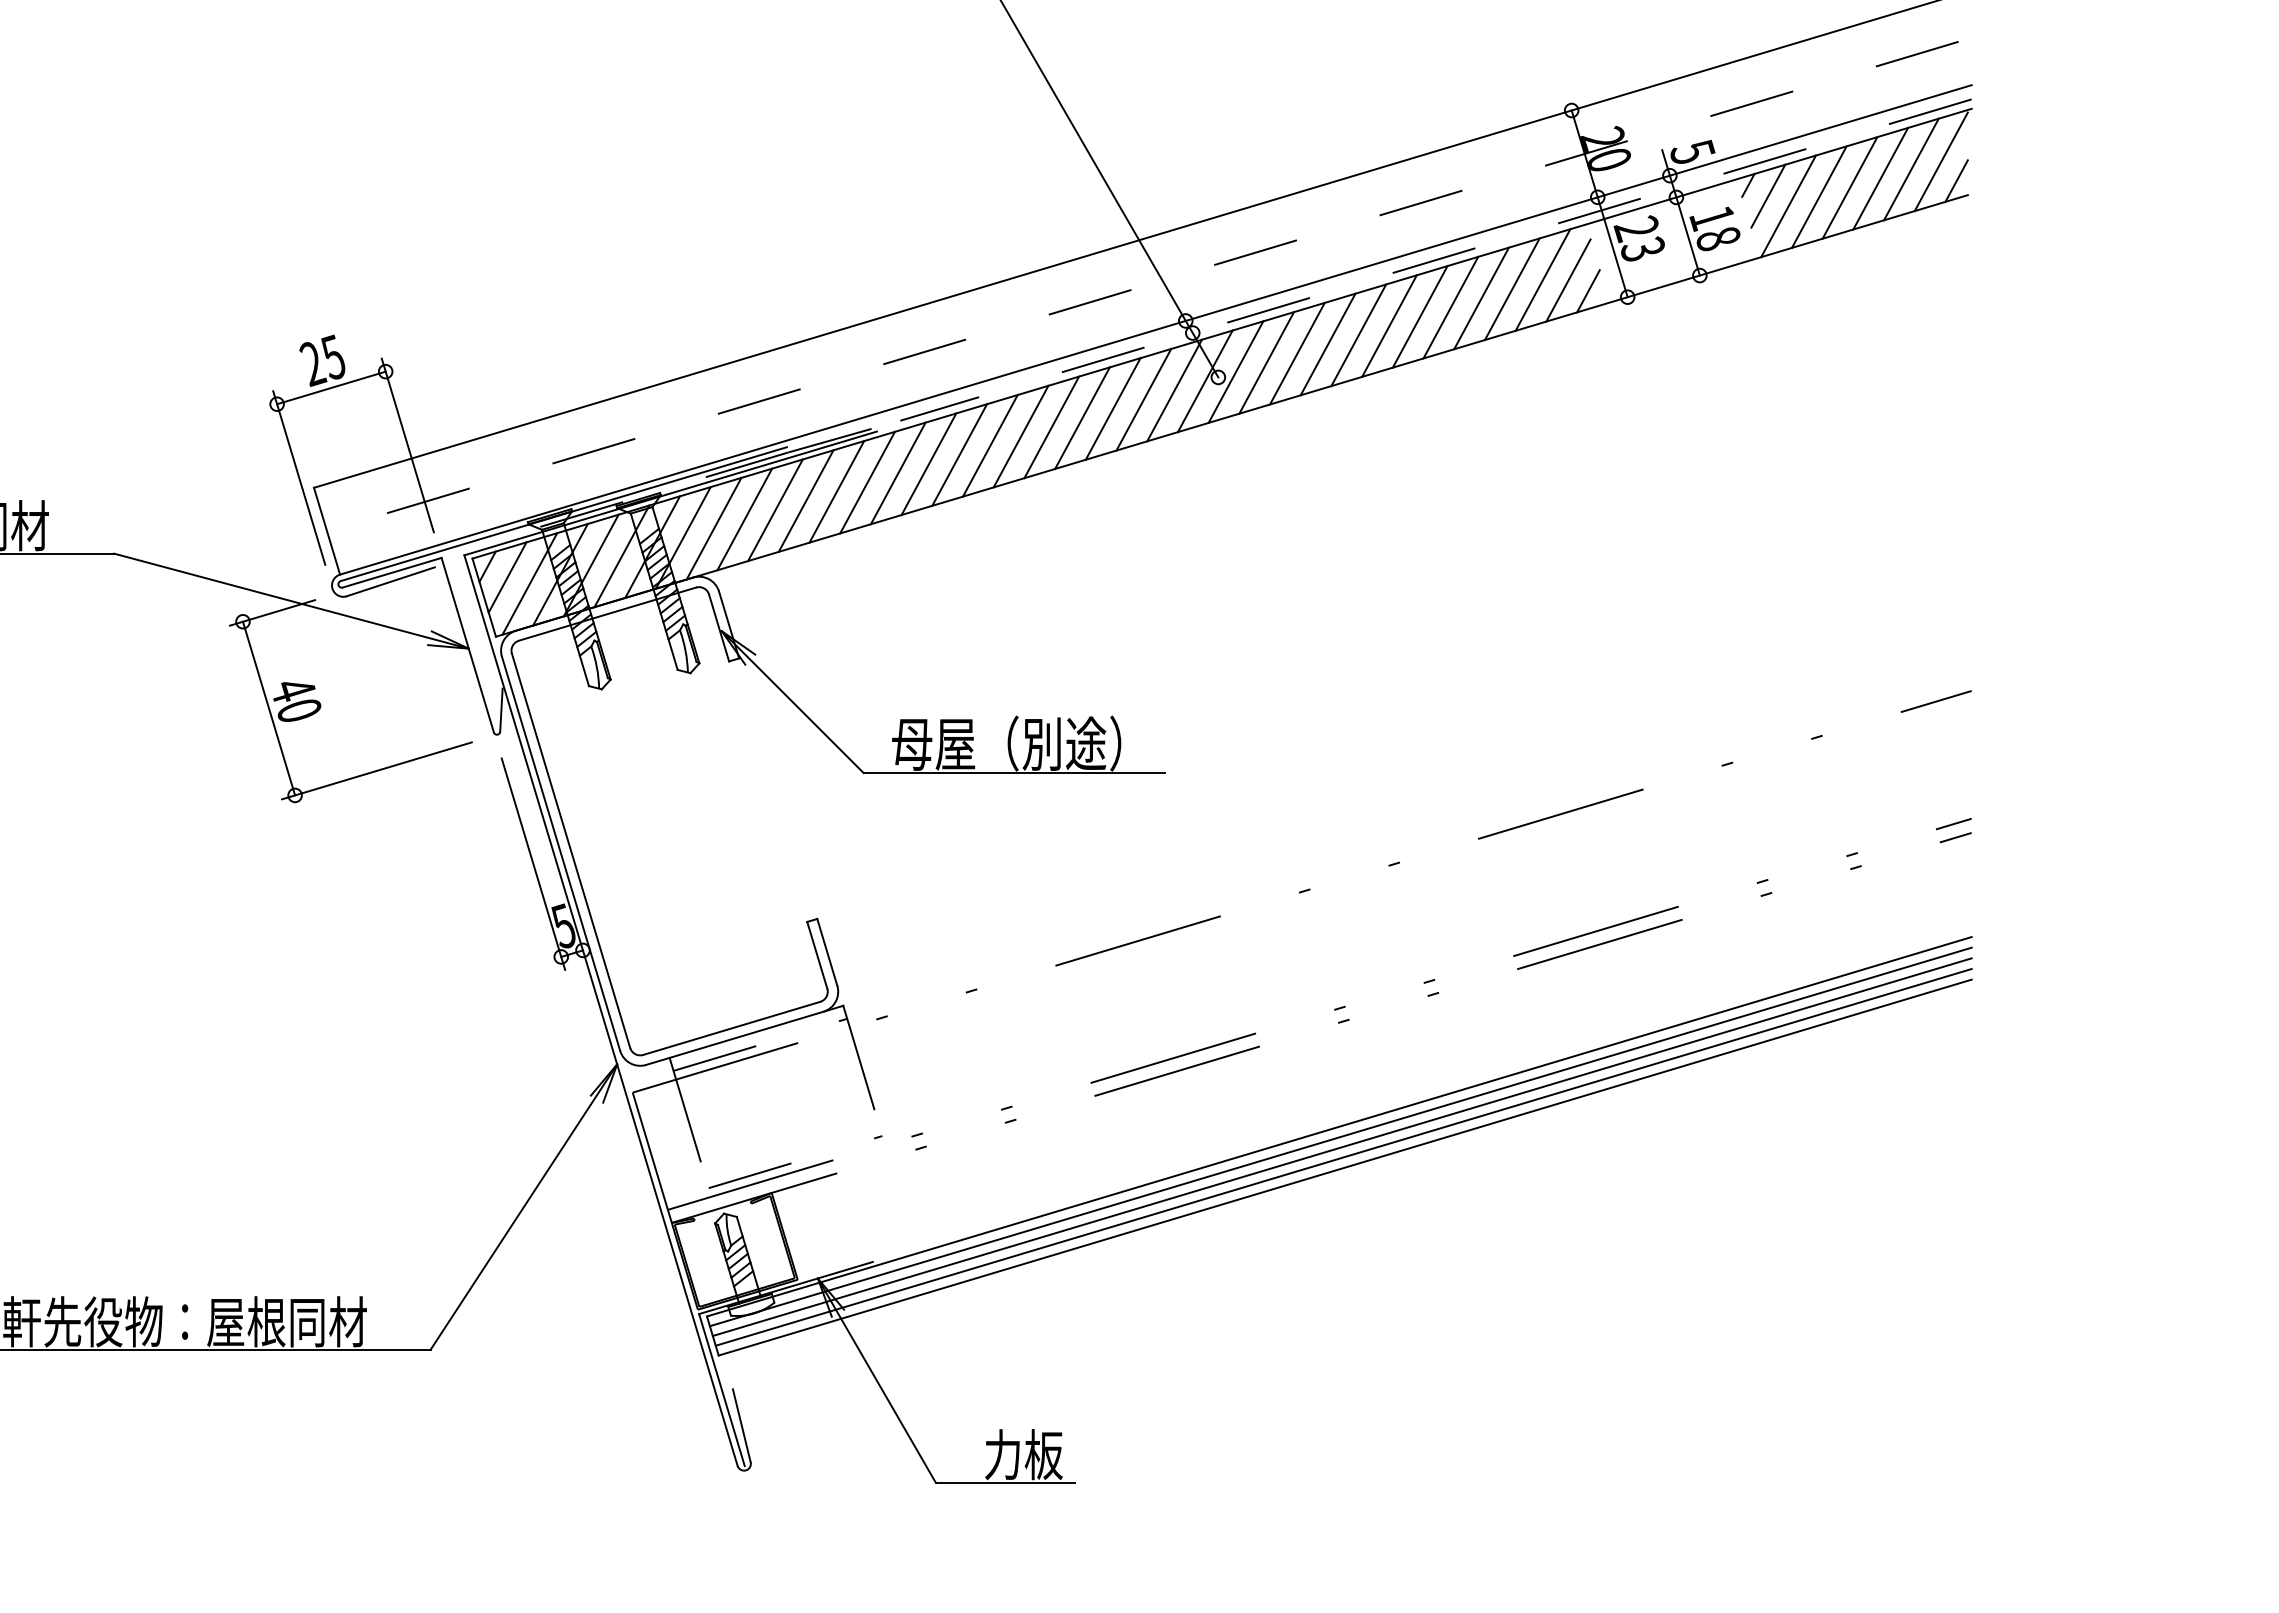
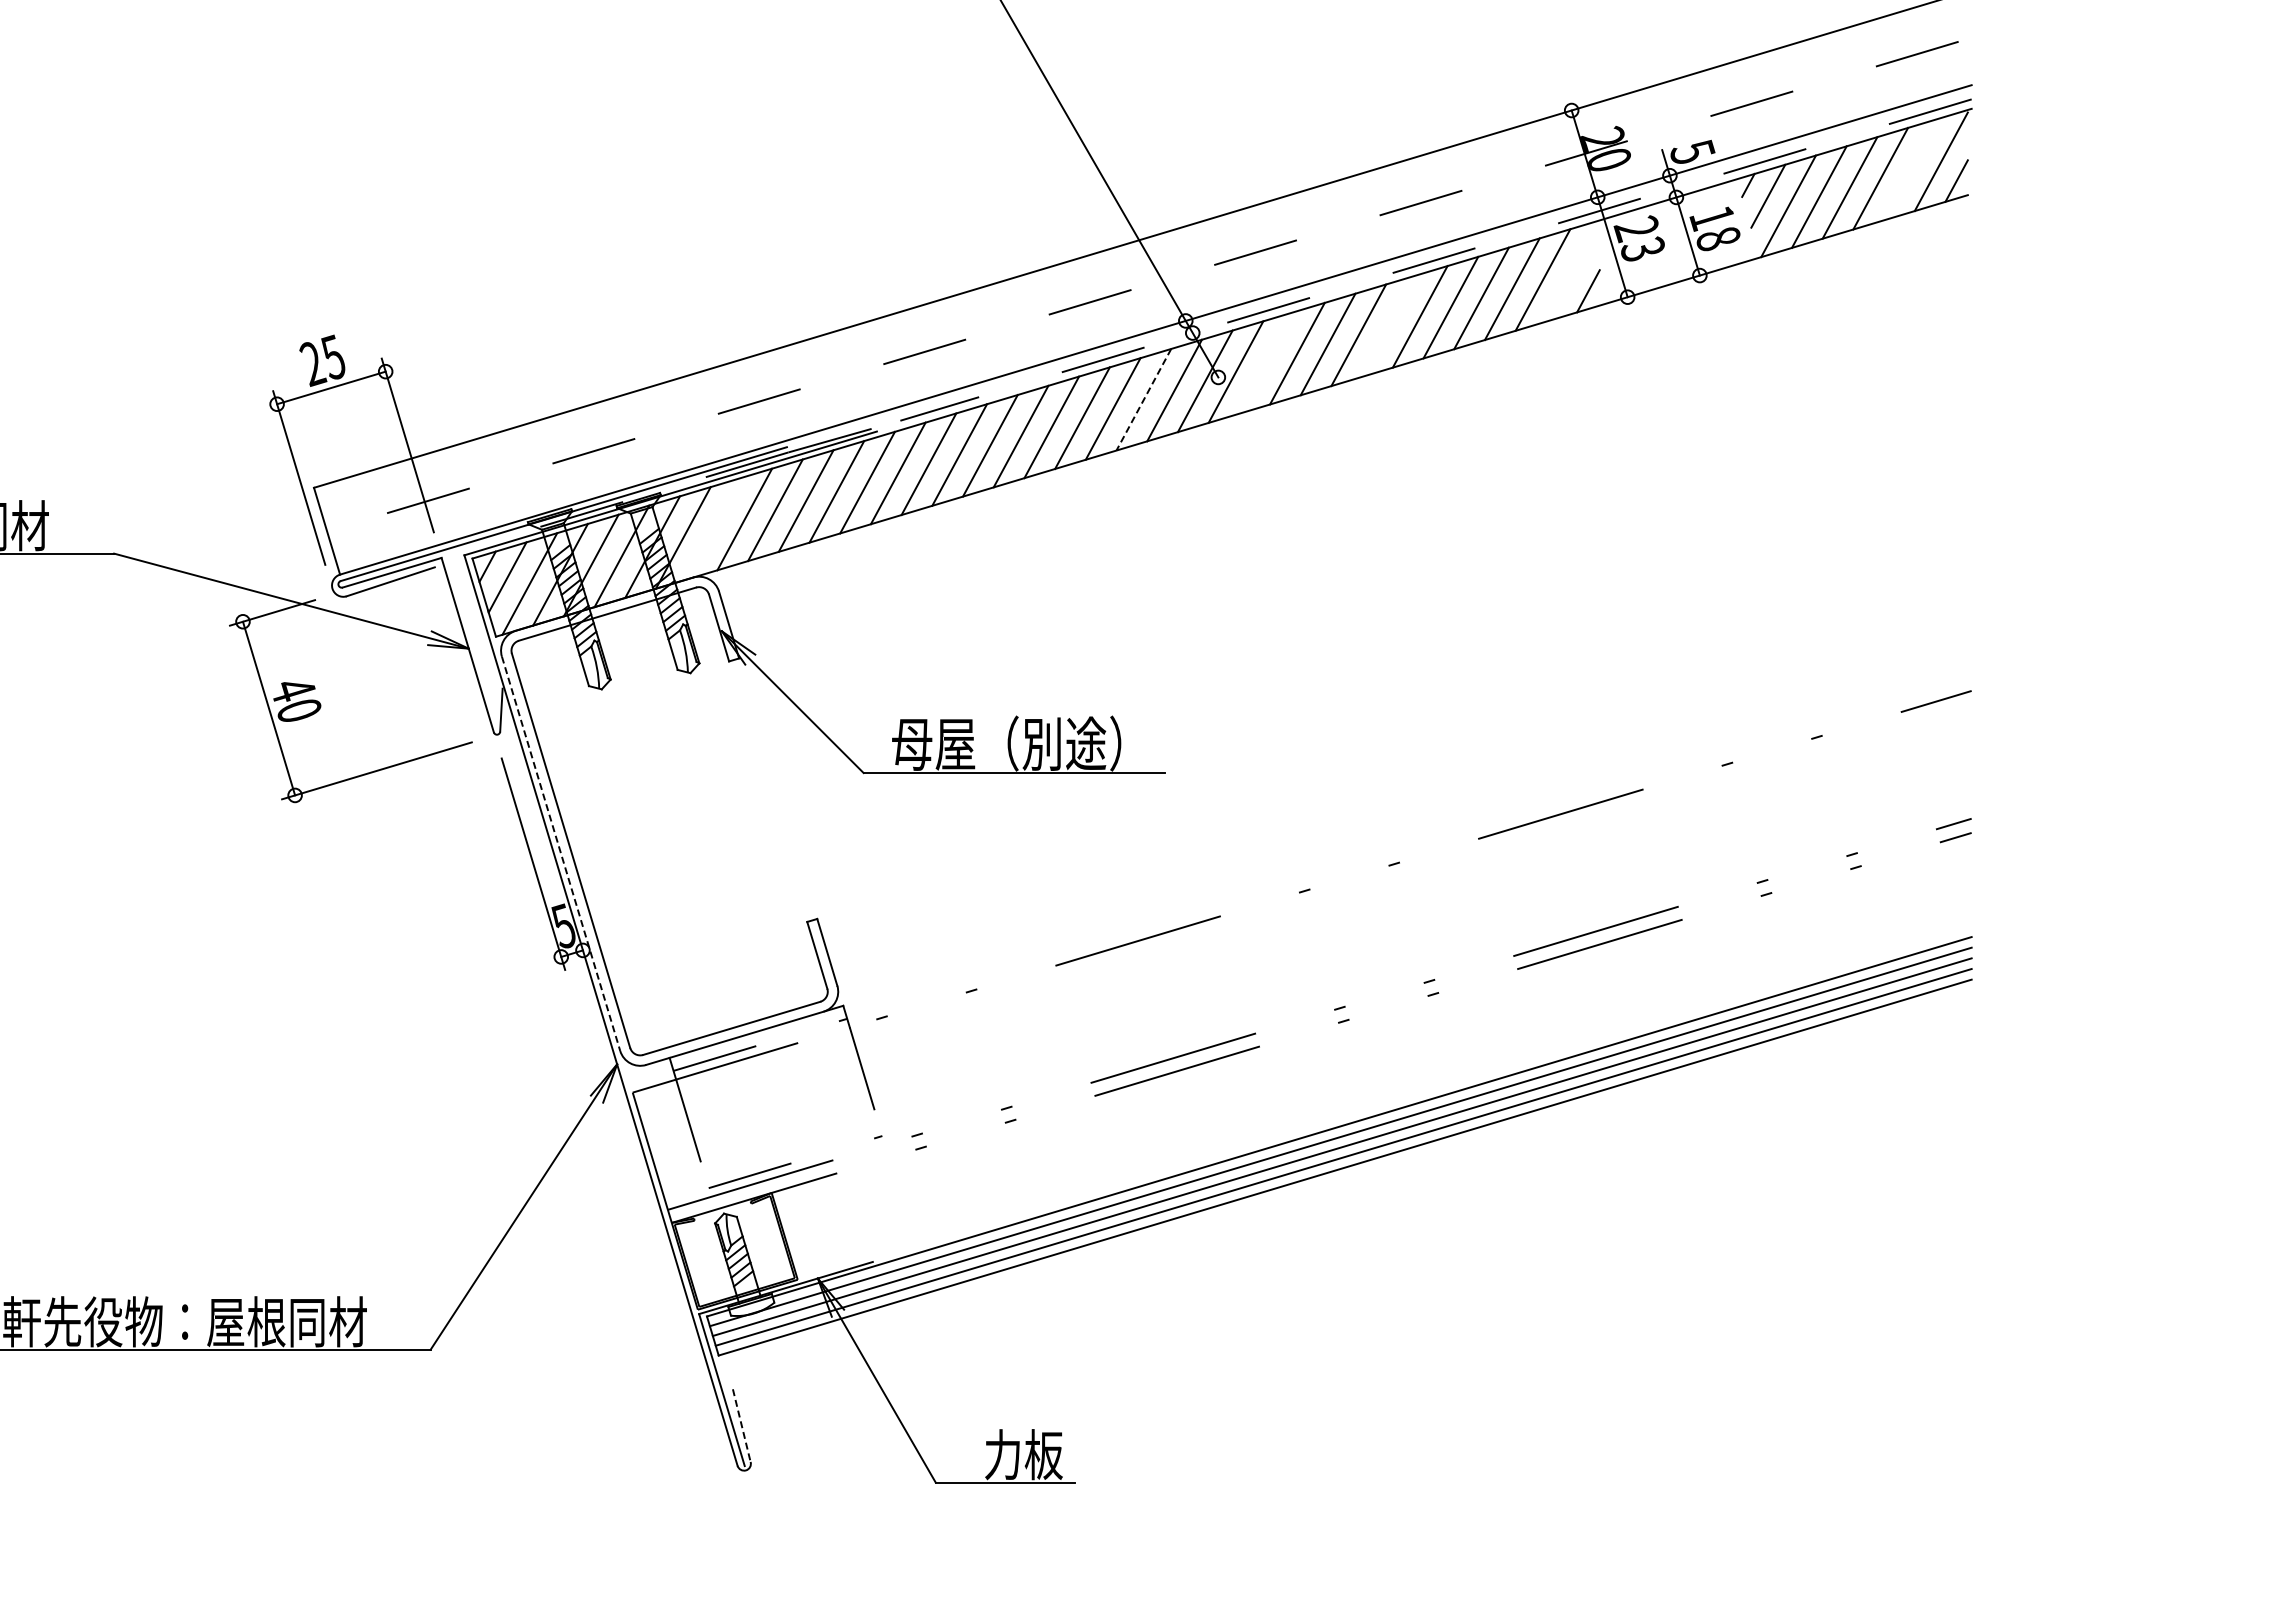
line: present -> none (1911, 169)
line: present -> none (1568, 280)
line: present -> none (1389, 325)
line: present -> none (1266, 362)
line: solid -> dashed (1143, 399)
line: present -> none (713, 528)
line: solid -> dashed (561, 853)
line: solid -> dashed (741, 1426)
